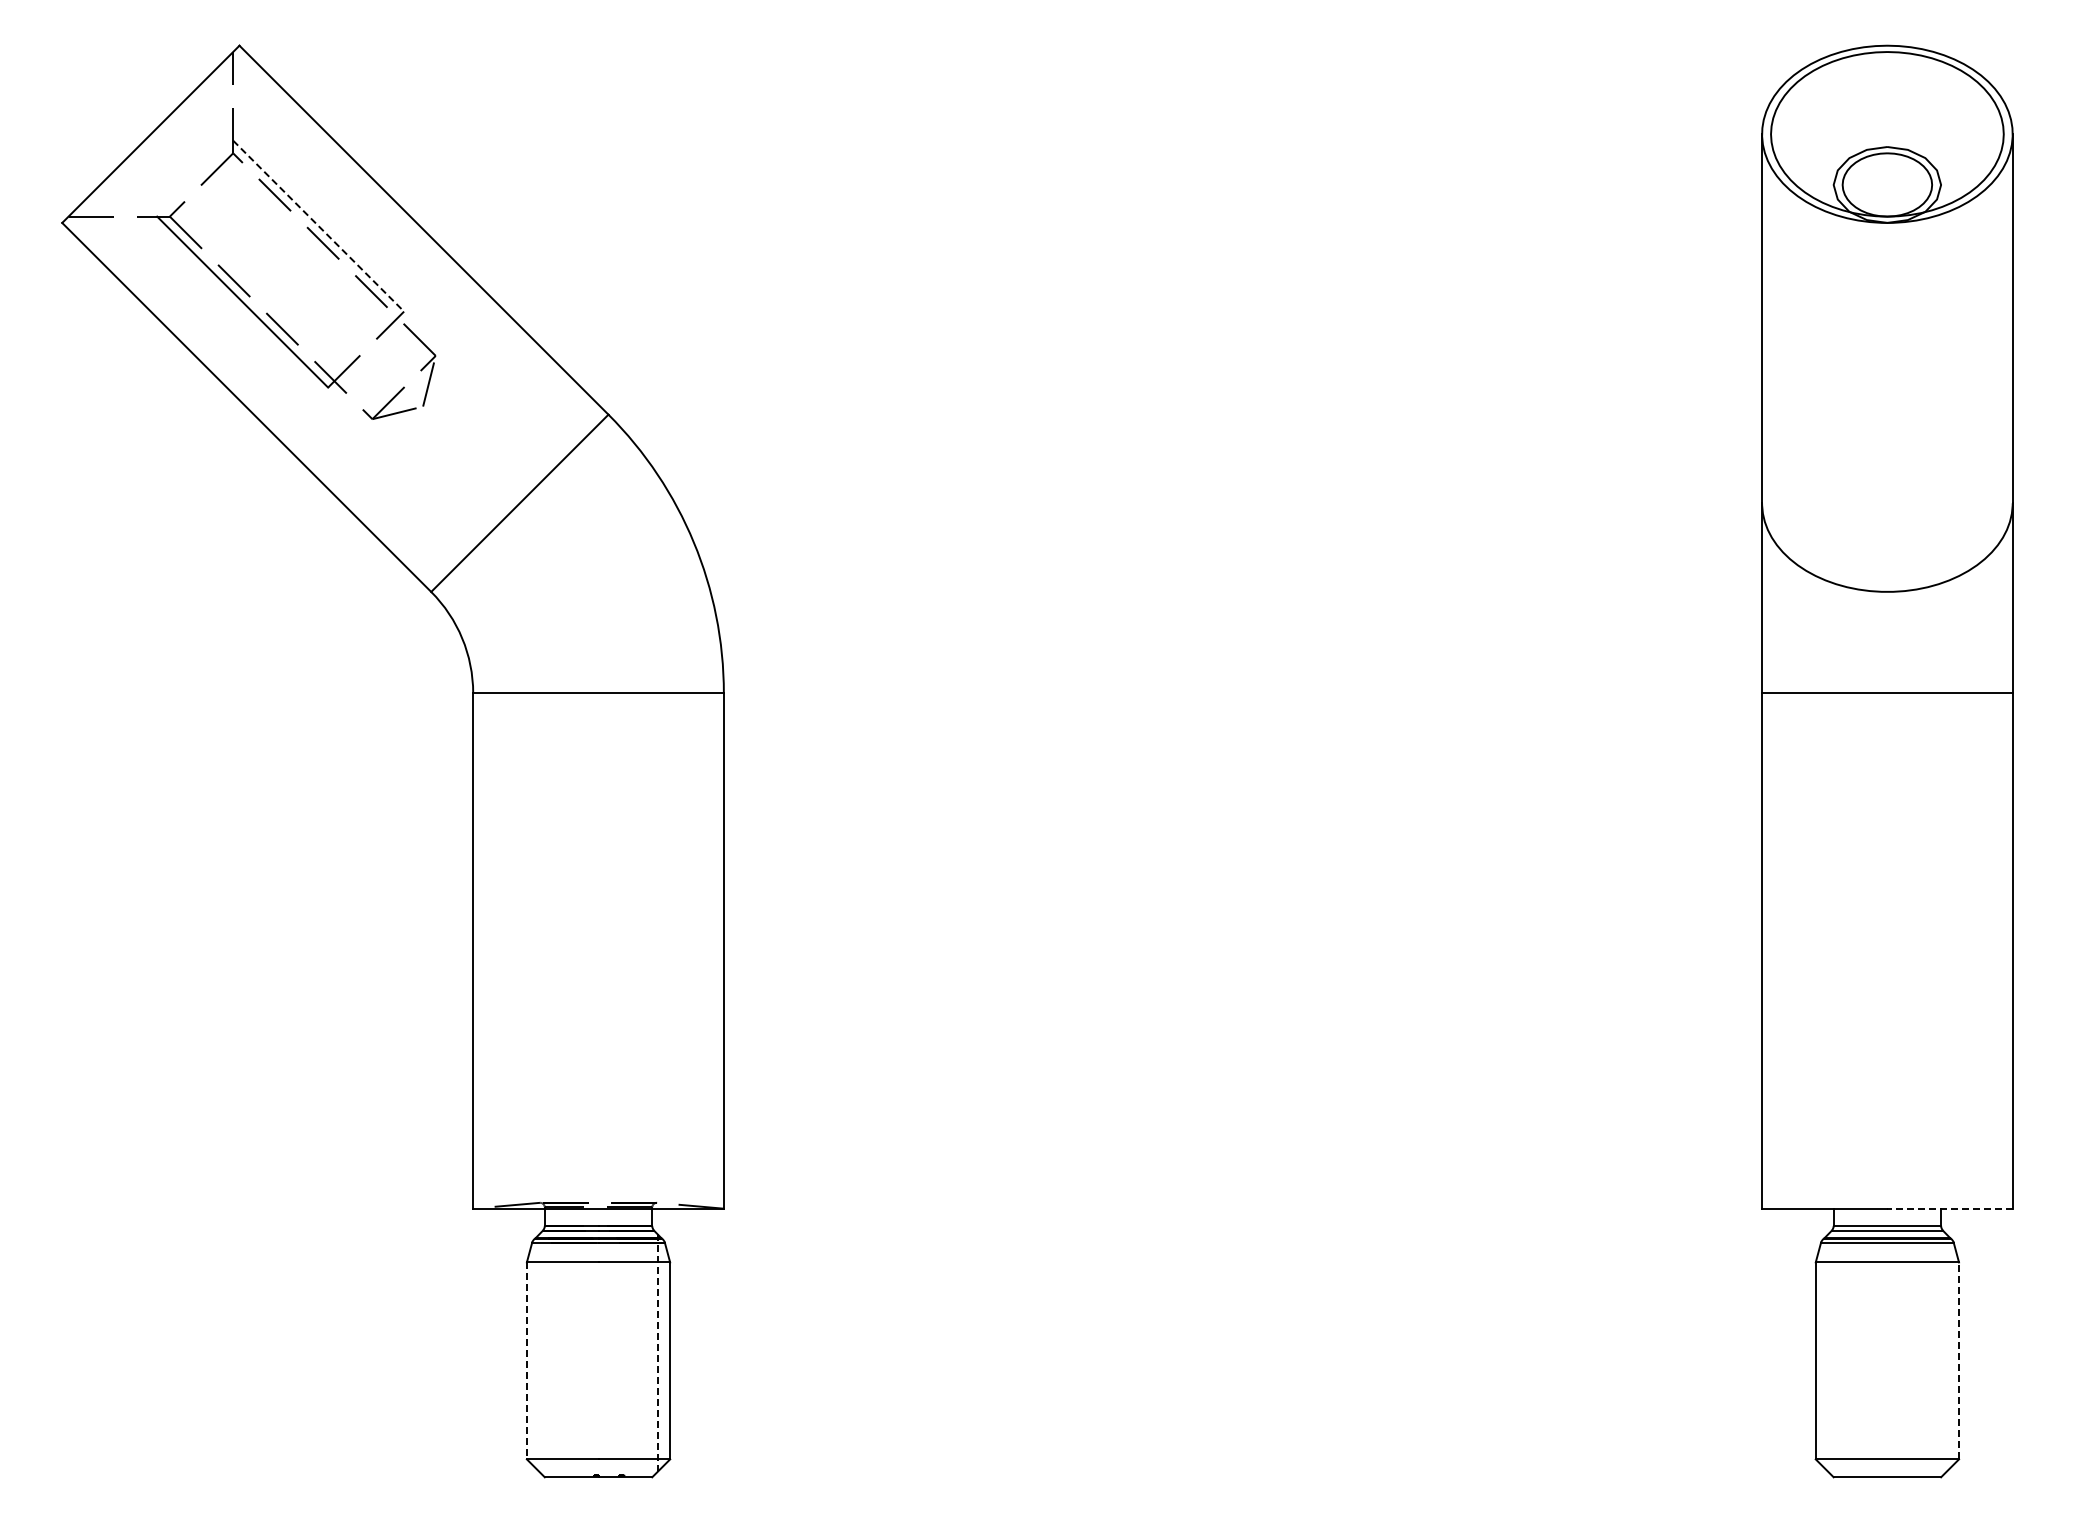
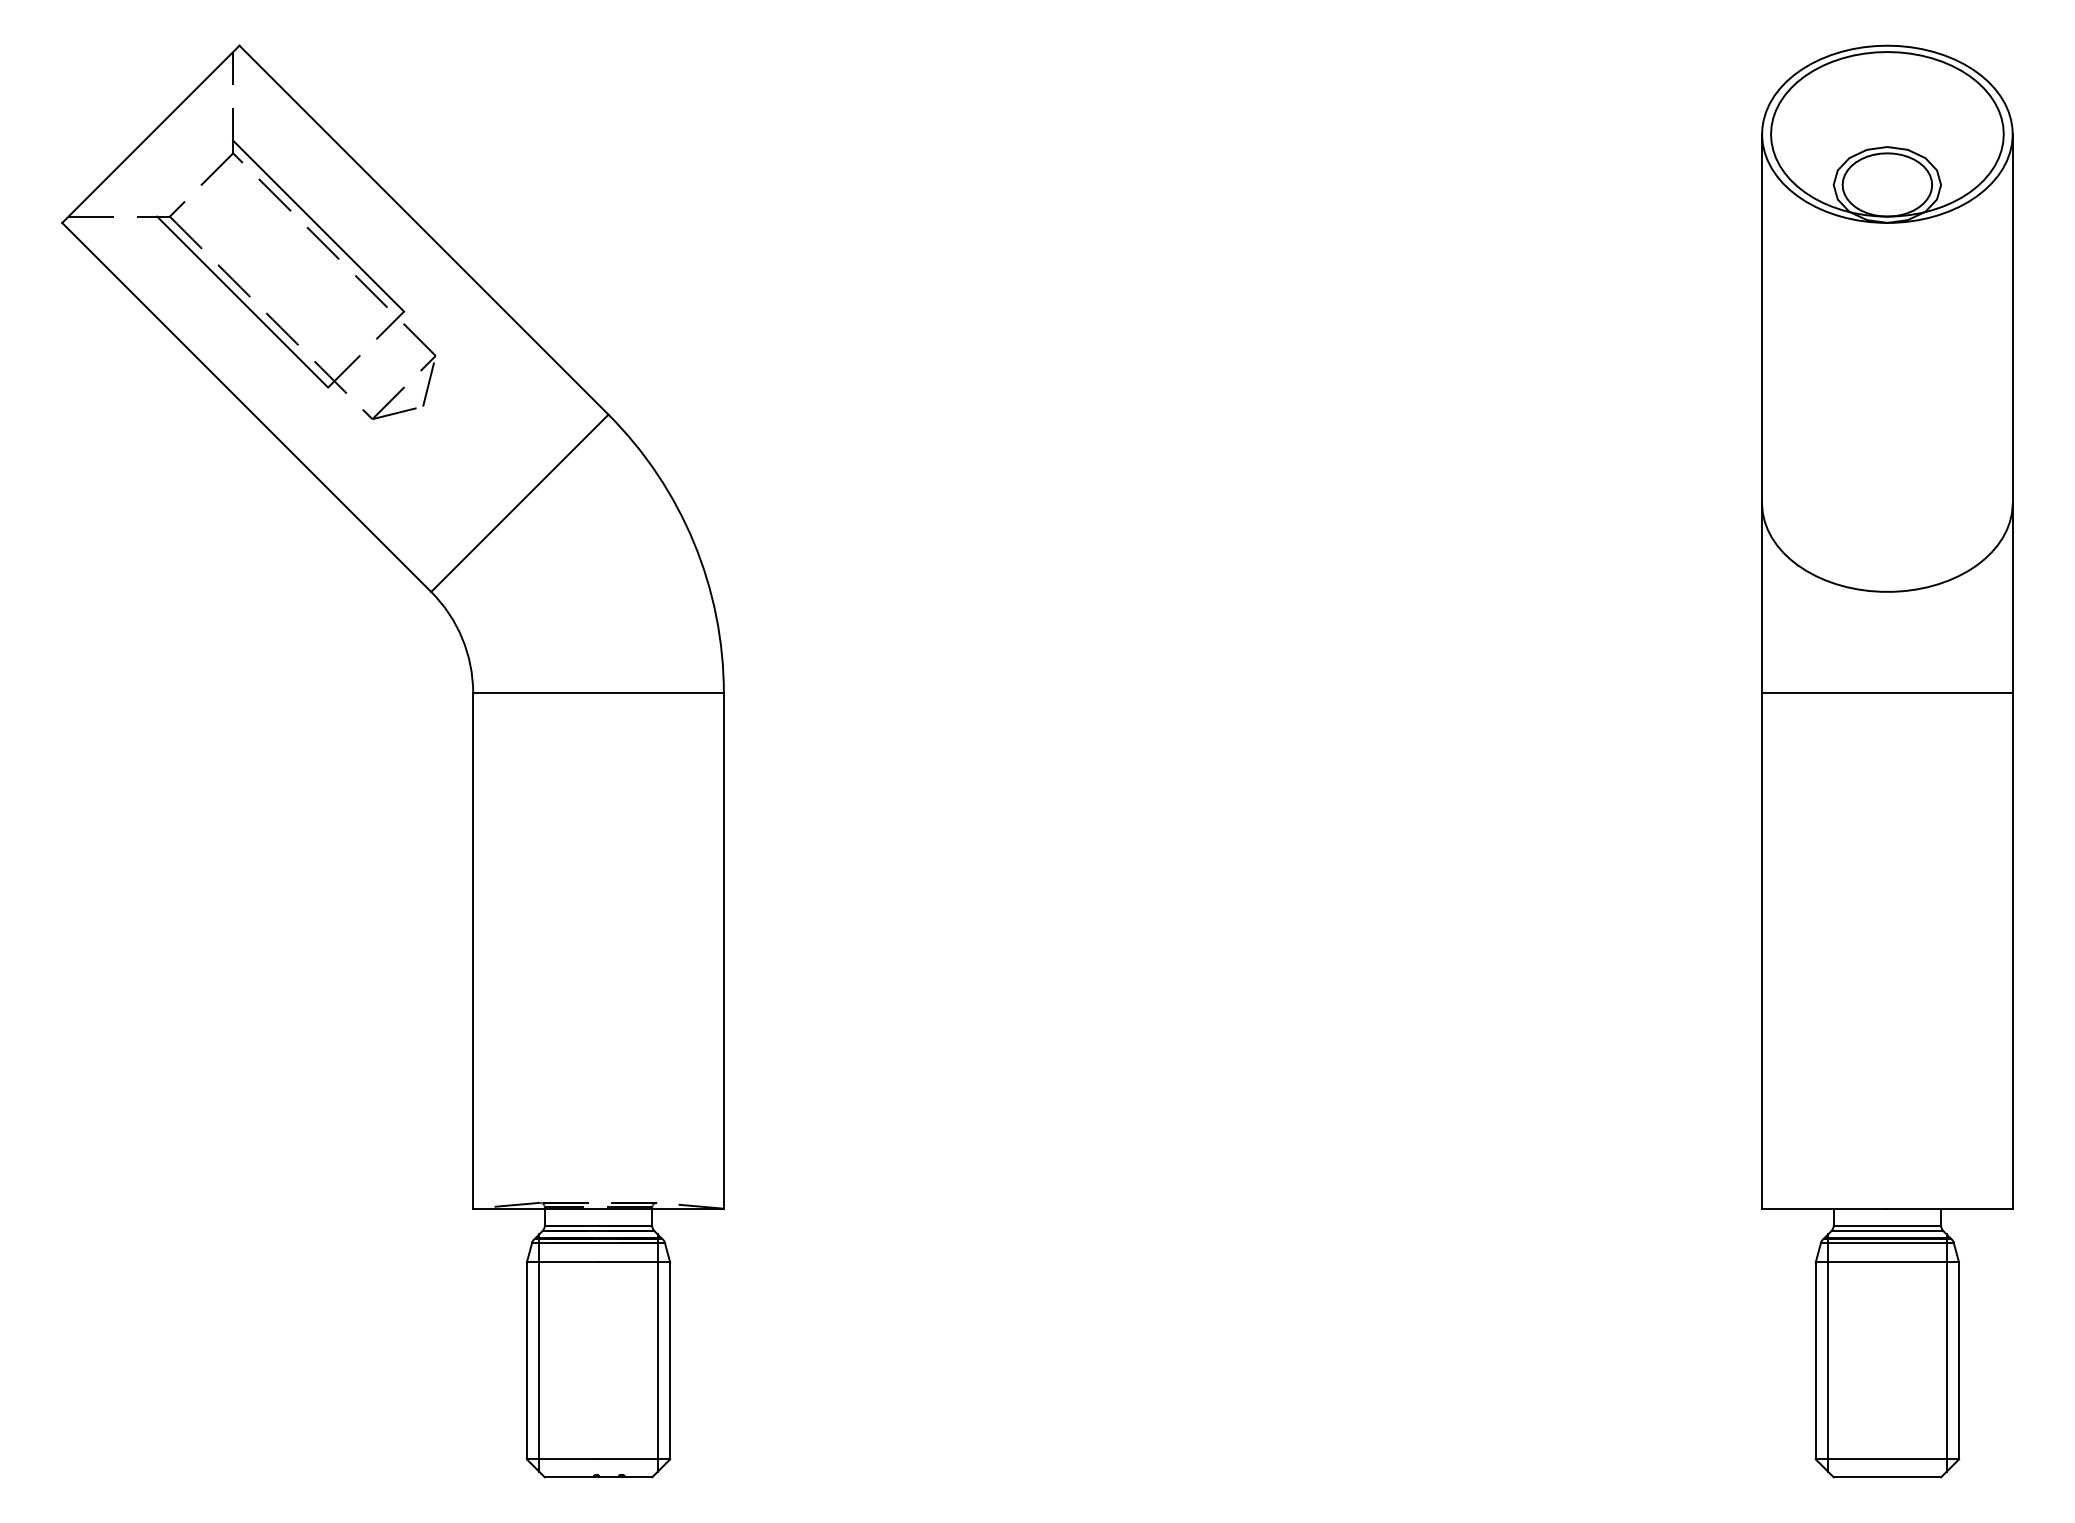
line: dashed -> solid (318, 226)
line: dashed -> solid (1950, 1208)
line: none -> present (539, 1352)
line: none -> present (1828, 1352)
line: none -> present (1946, 1352)
line: dashed -> solid (657, 1353)
line: dashed -> solid (1959, 1360)
line: dashed -> solid (526, 1361)
